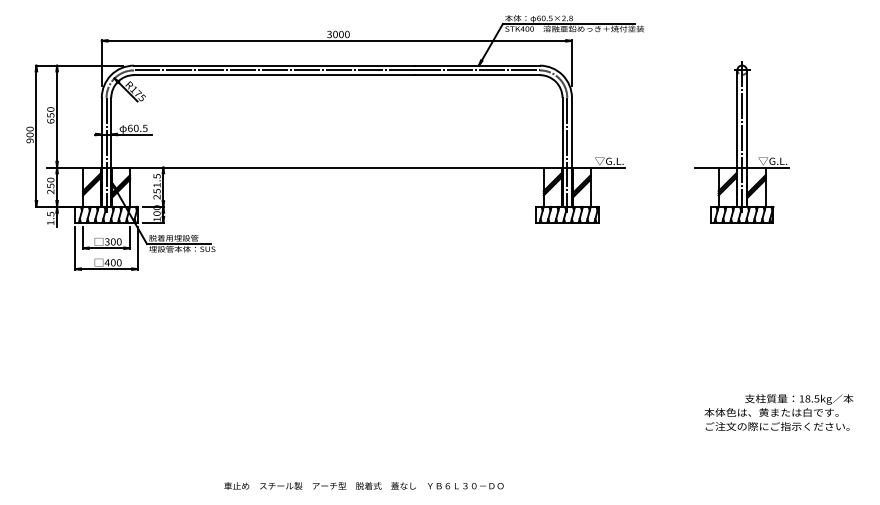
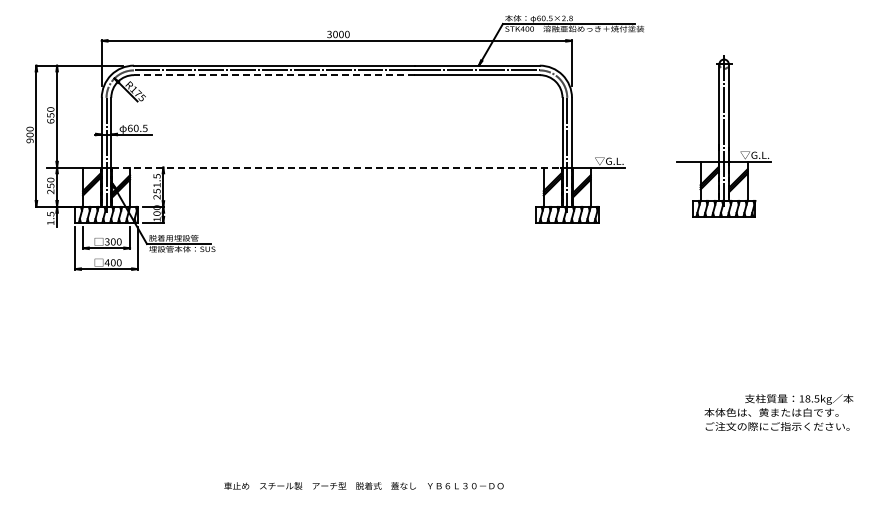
line: solid -> dashed (274, 75)
part position: (741, 142) -> (723, 136) (723, 136)
line: solid -> dashed (337, 167)
